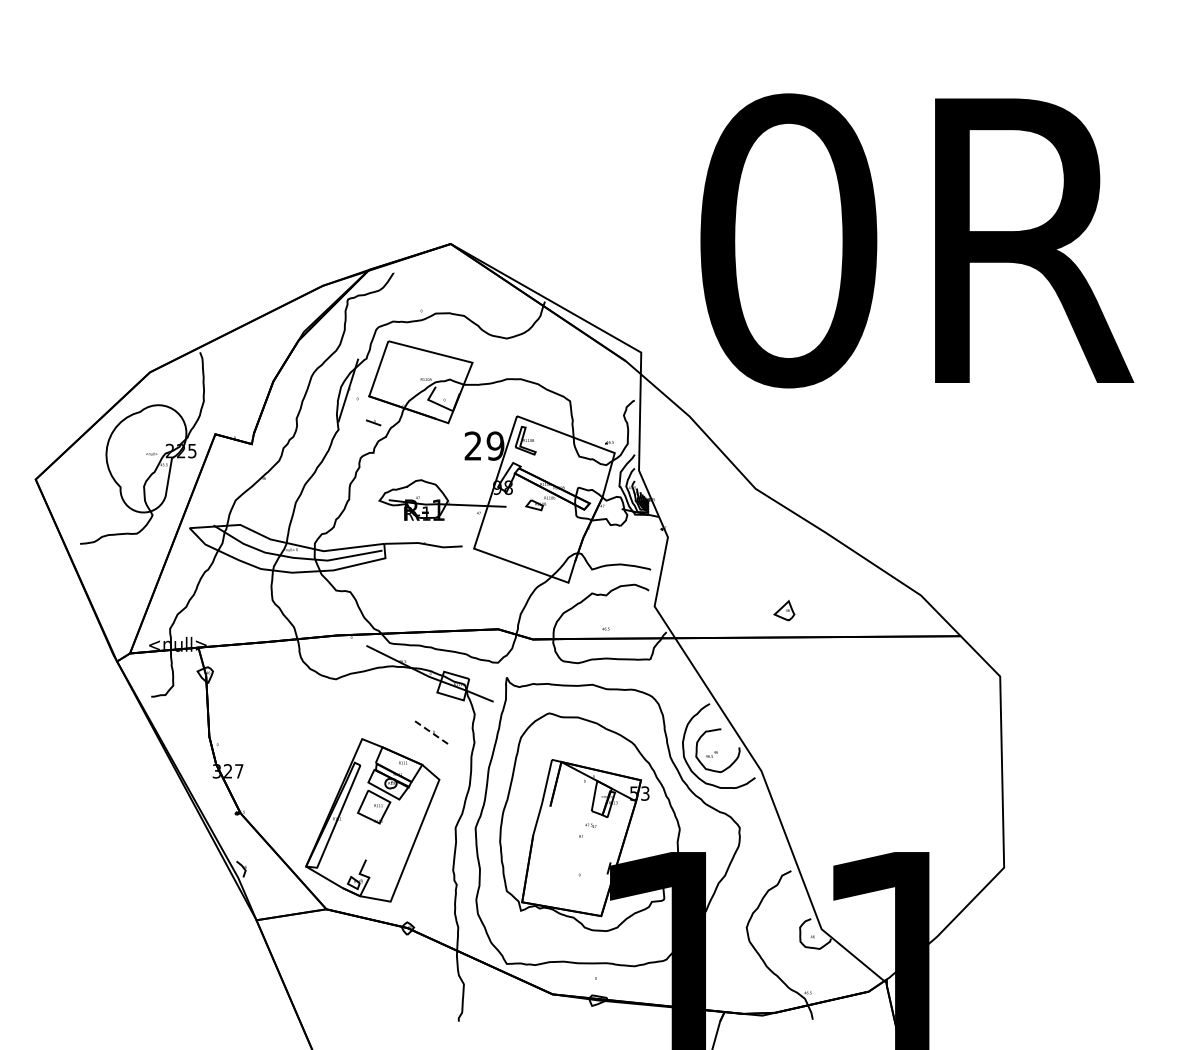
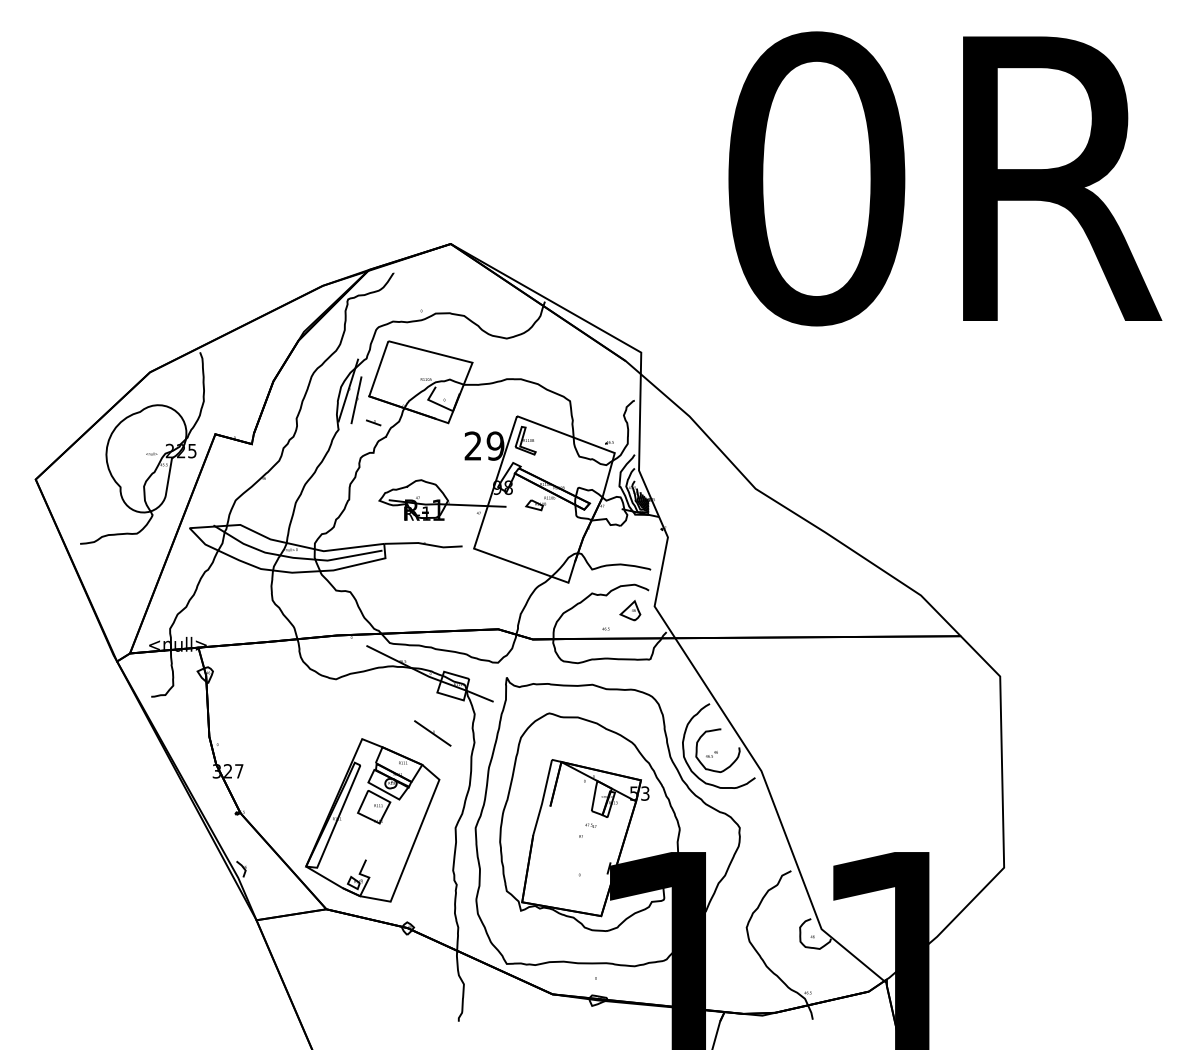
text position: (917, 240) -> (945, 178) (945, 178)
line: none -> present (356, 400)
part position: (784, 610) -> (630, 610) (630, 610)
line: dashed -> solid (432, 733)
